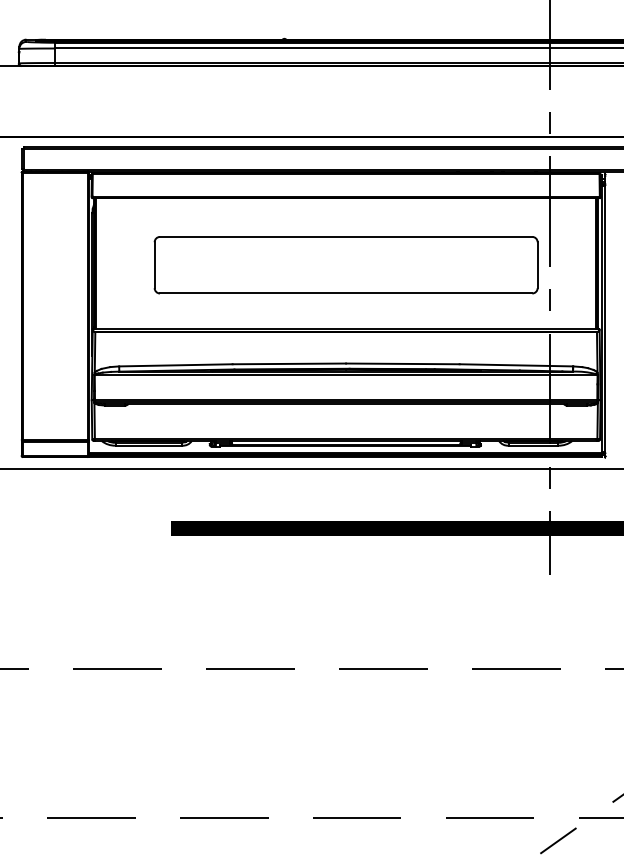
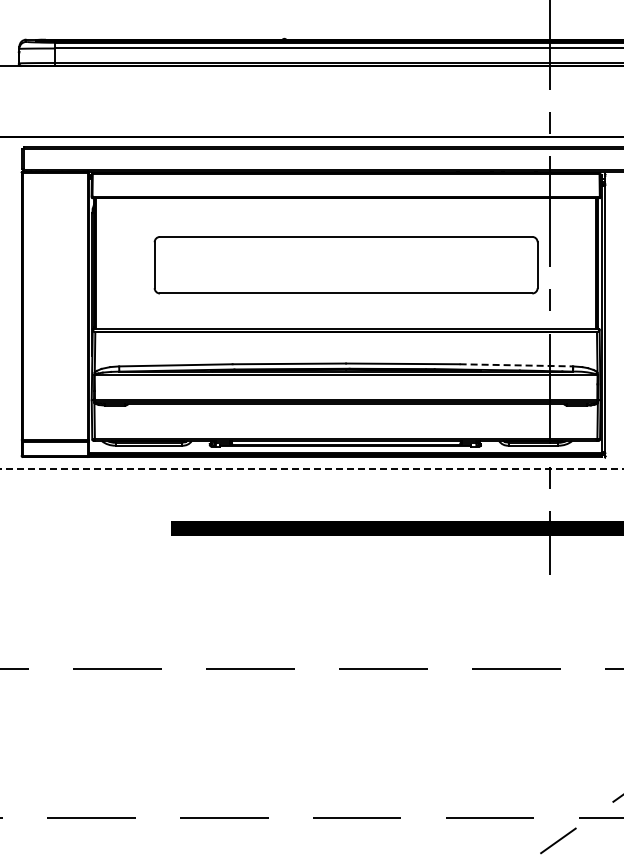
line: solid -> dashed (516, 365)
line: solid -> dashed (312, 468)
